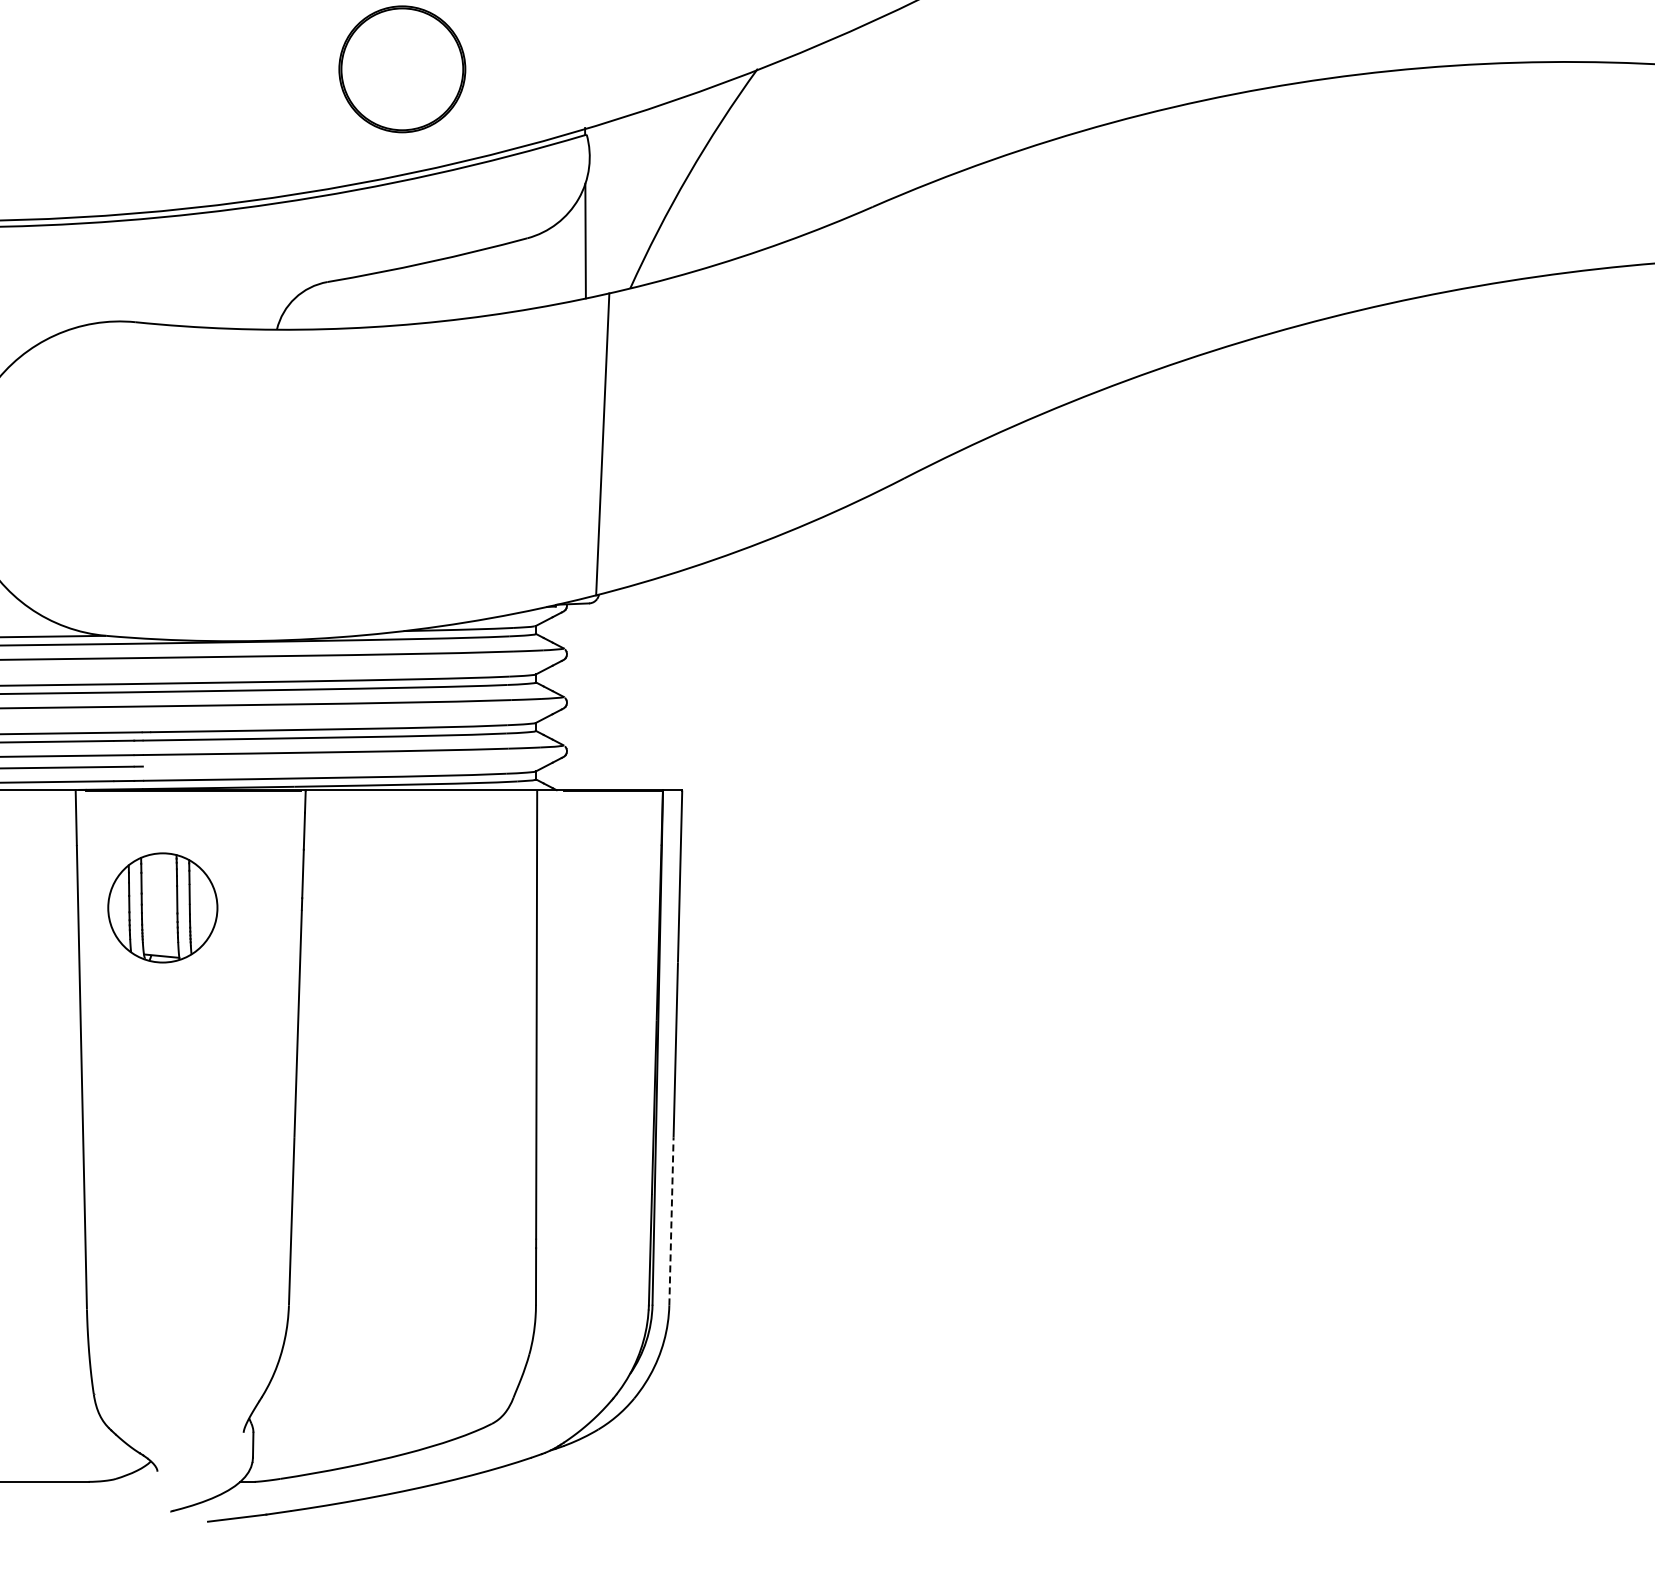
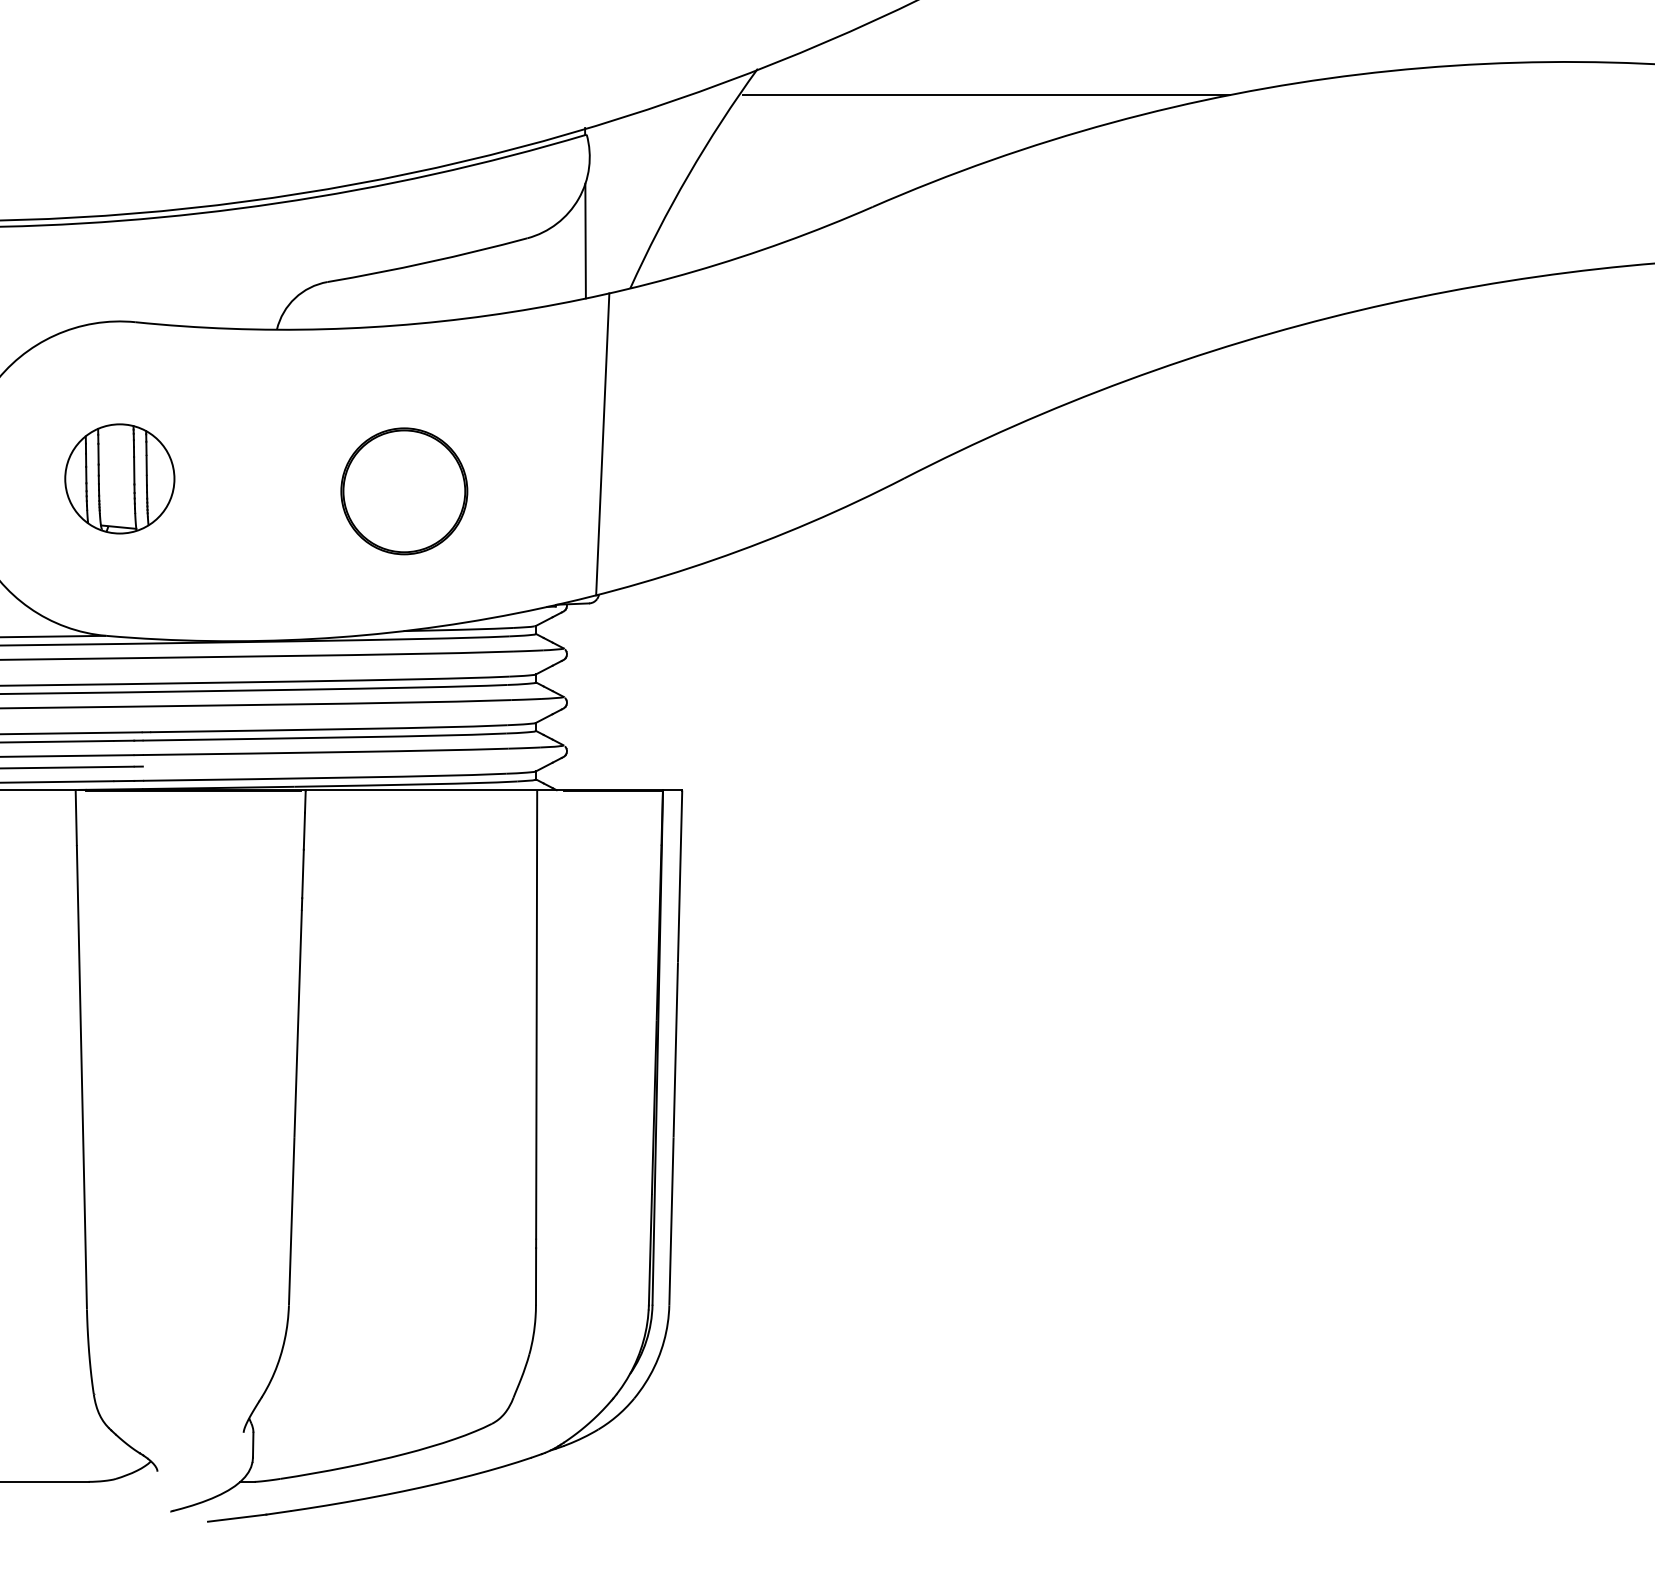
part position: (402, 69) -> (404, 491) (404, 491)
line: none -> present (986, 95)
part position: (162, 907) -> (119, 478) (119, 478)
line: dashed -> solid (671, 1222)
